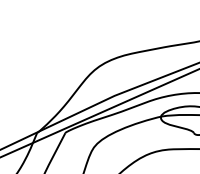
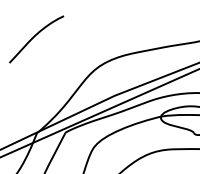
curve: none -> present (34, 37)
